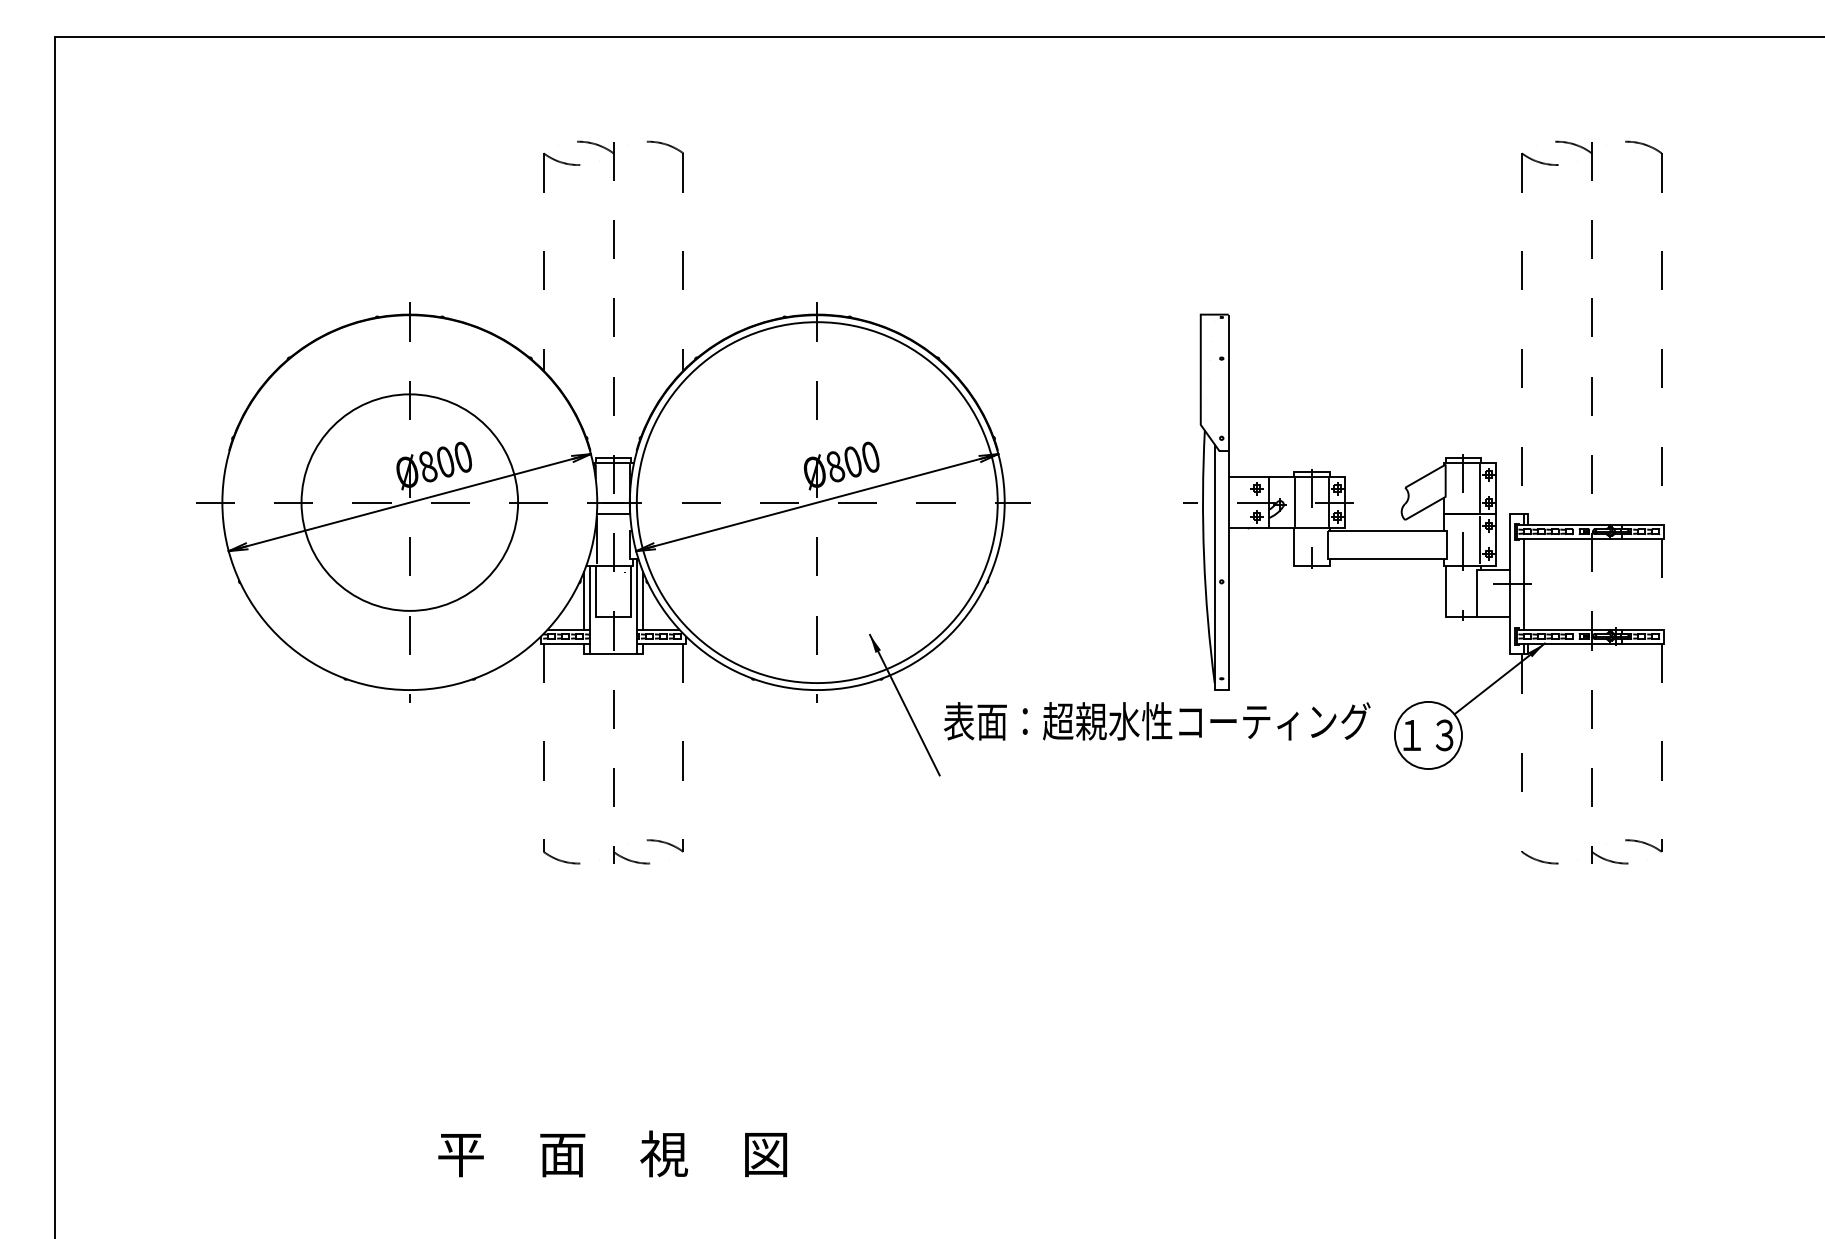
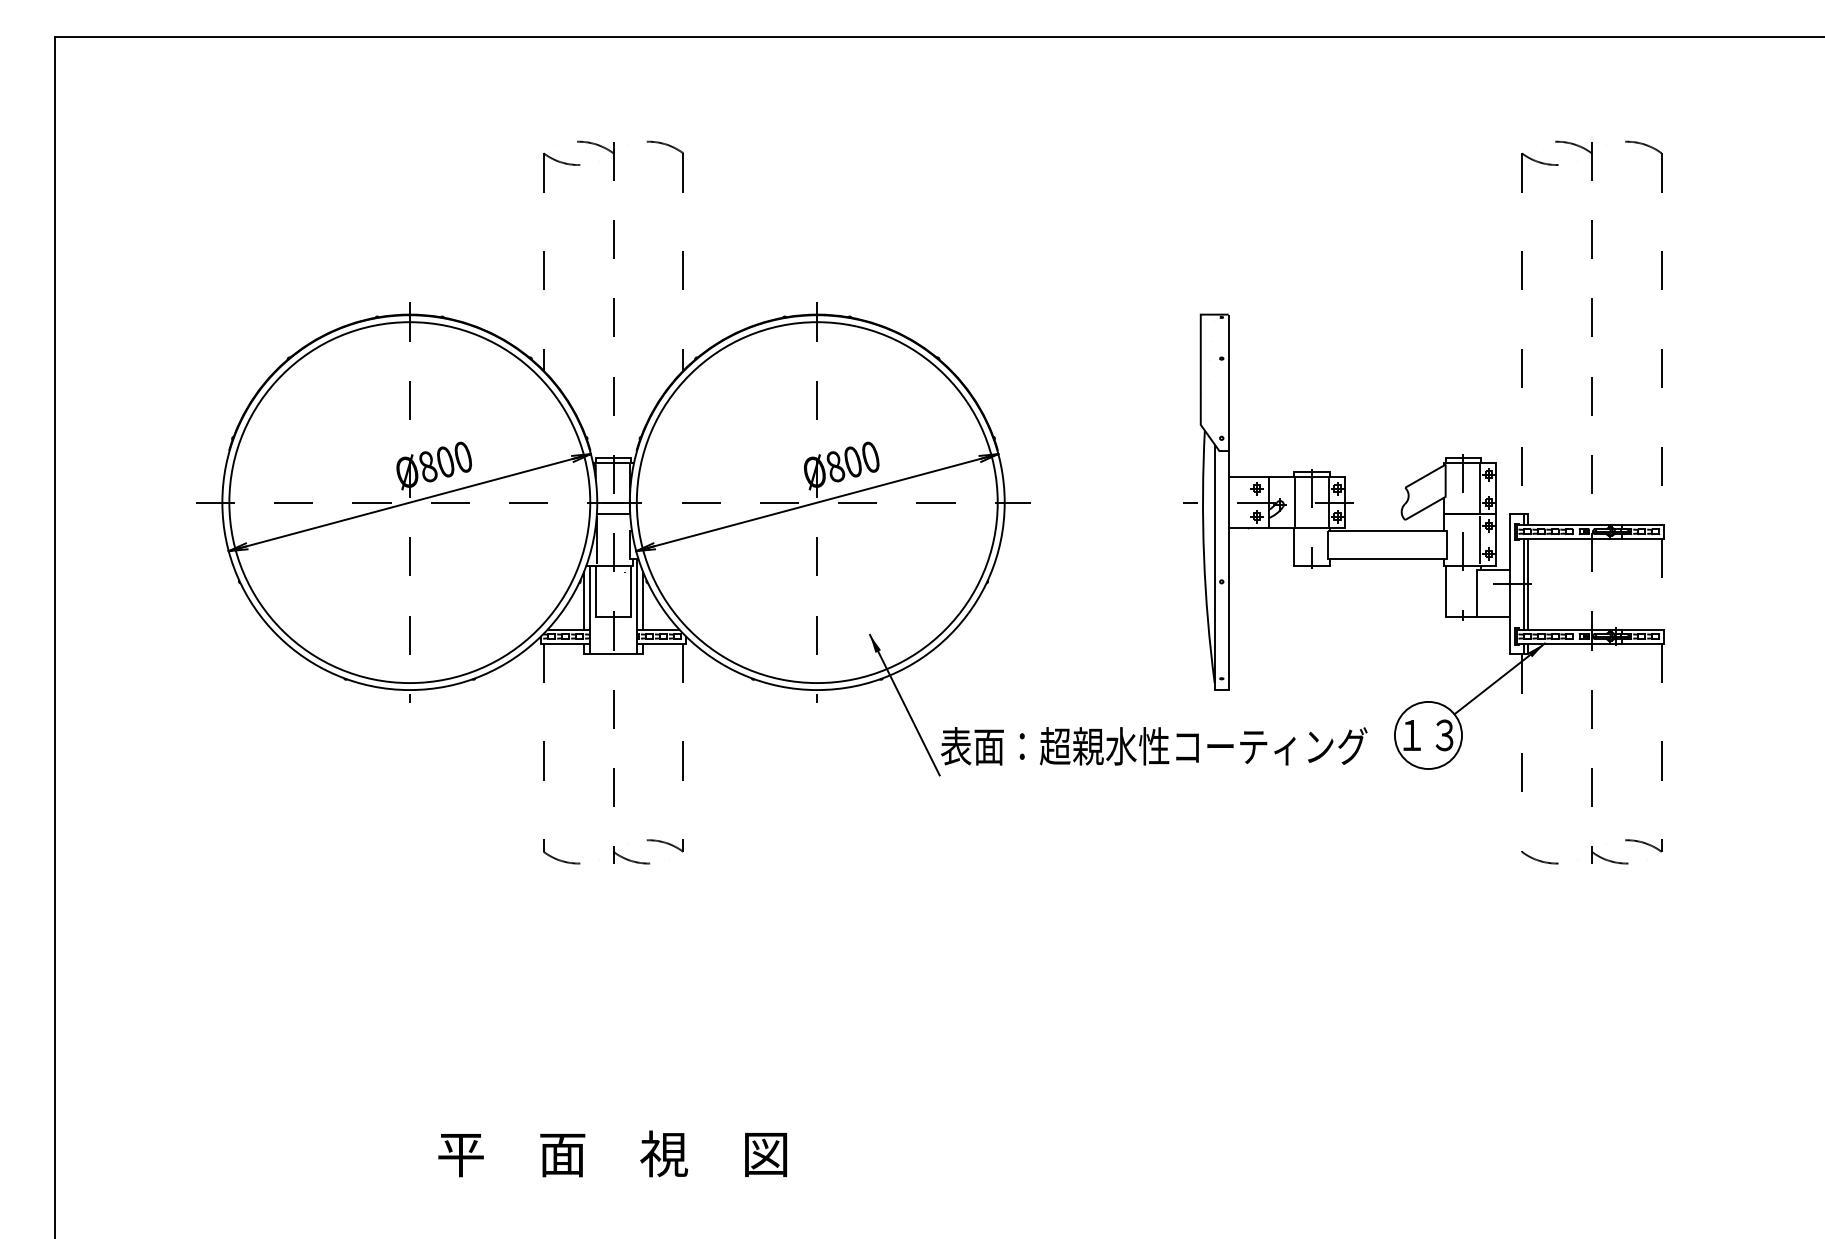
circle diameter: 217 px -> 361 px (409, 502)
line: none -> present (1527, 583)
text position: (1157, 721) -> (1154, 746) (1154, 746)
